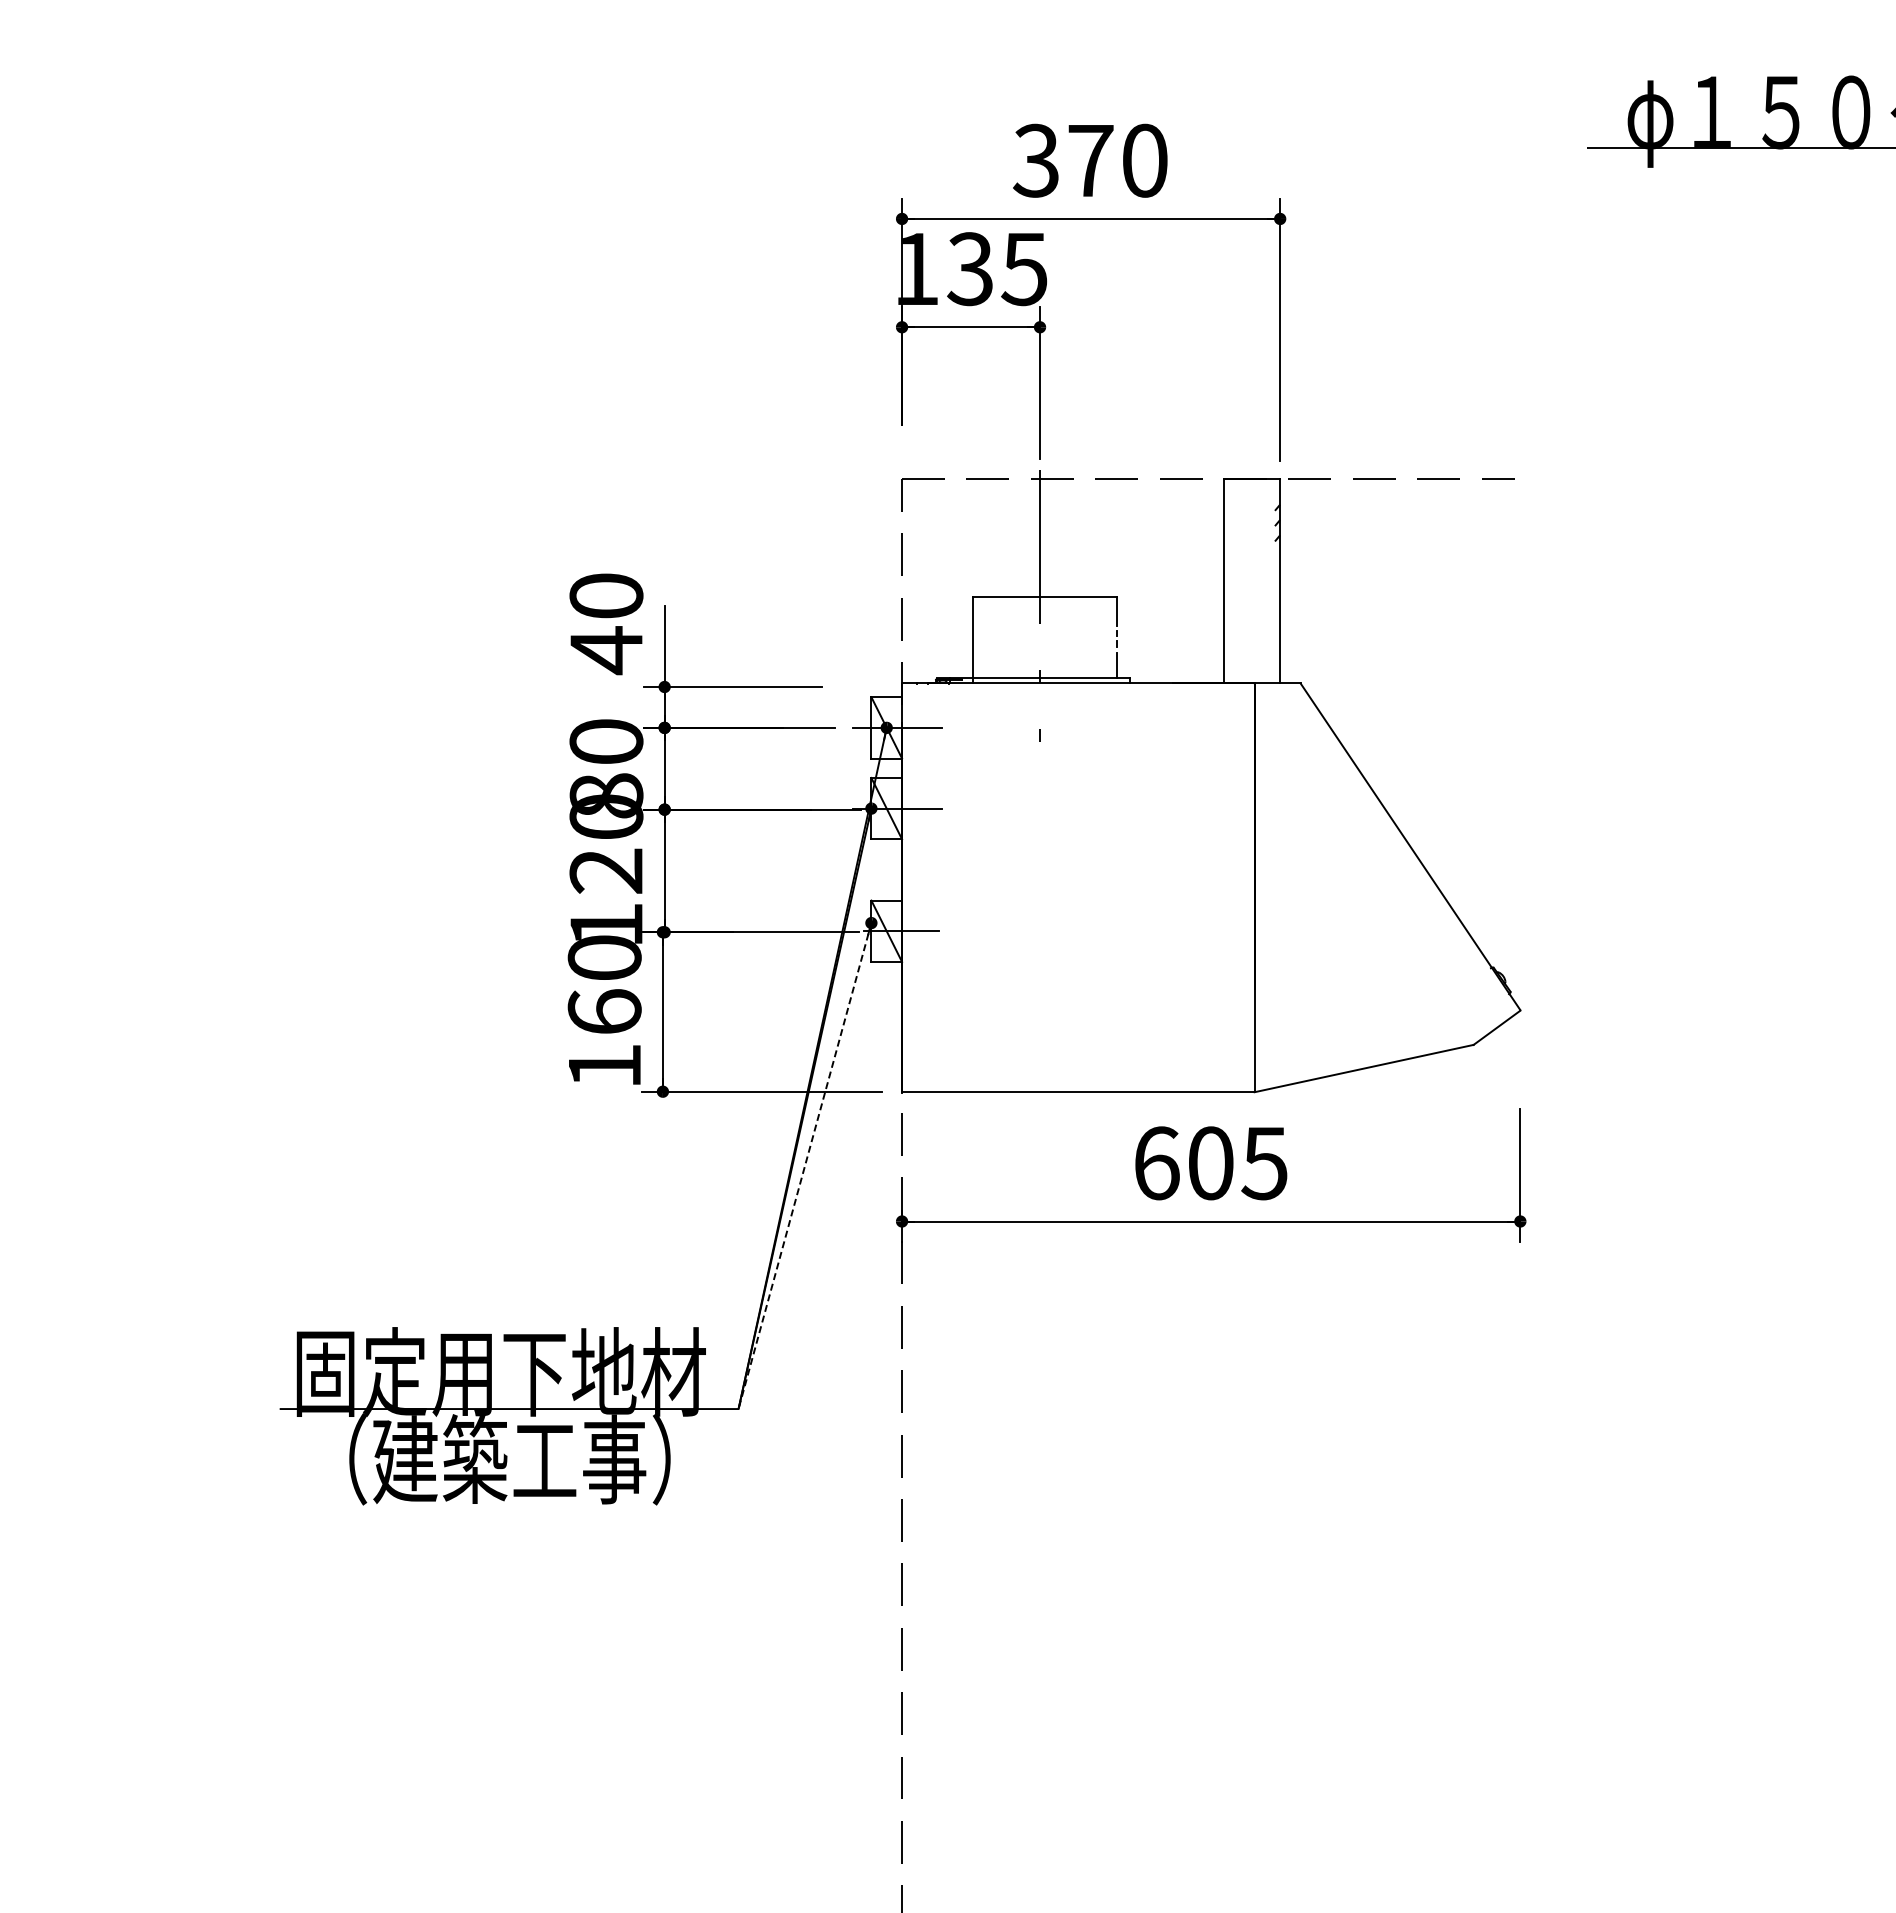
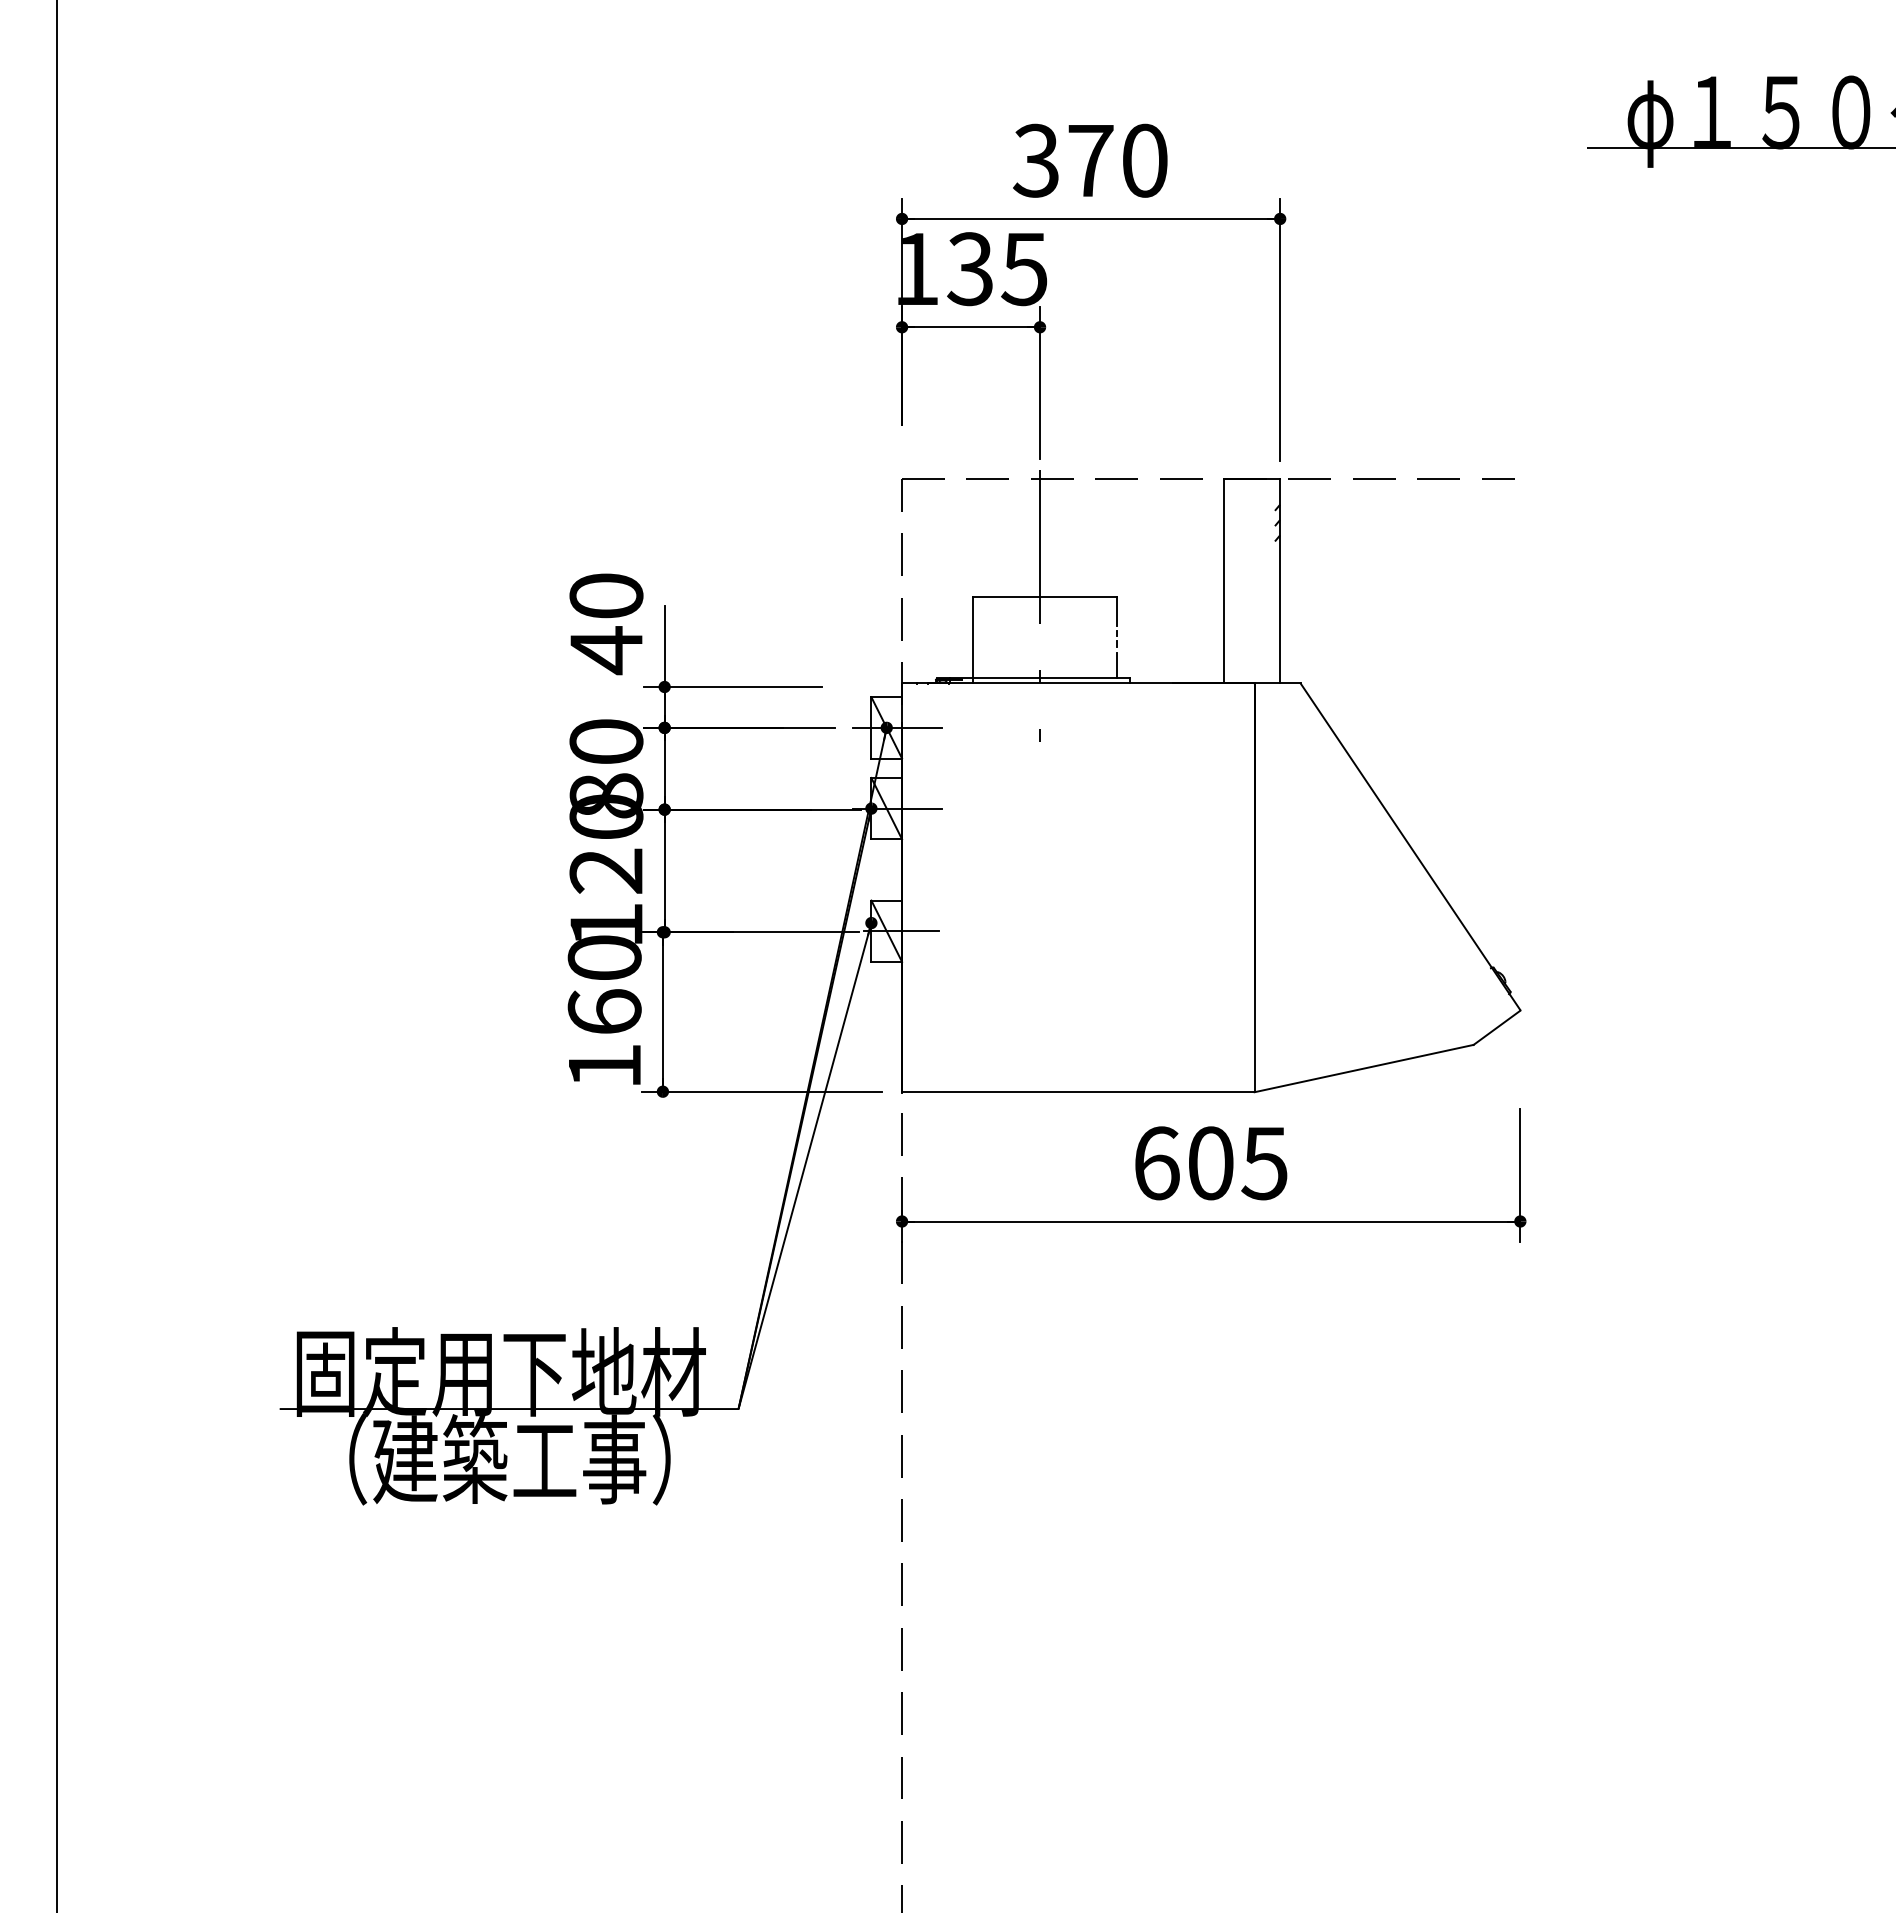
line: none -> present (56, 955)
line: dashed -> solid (804, 1166)
